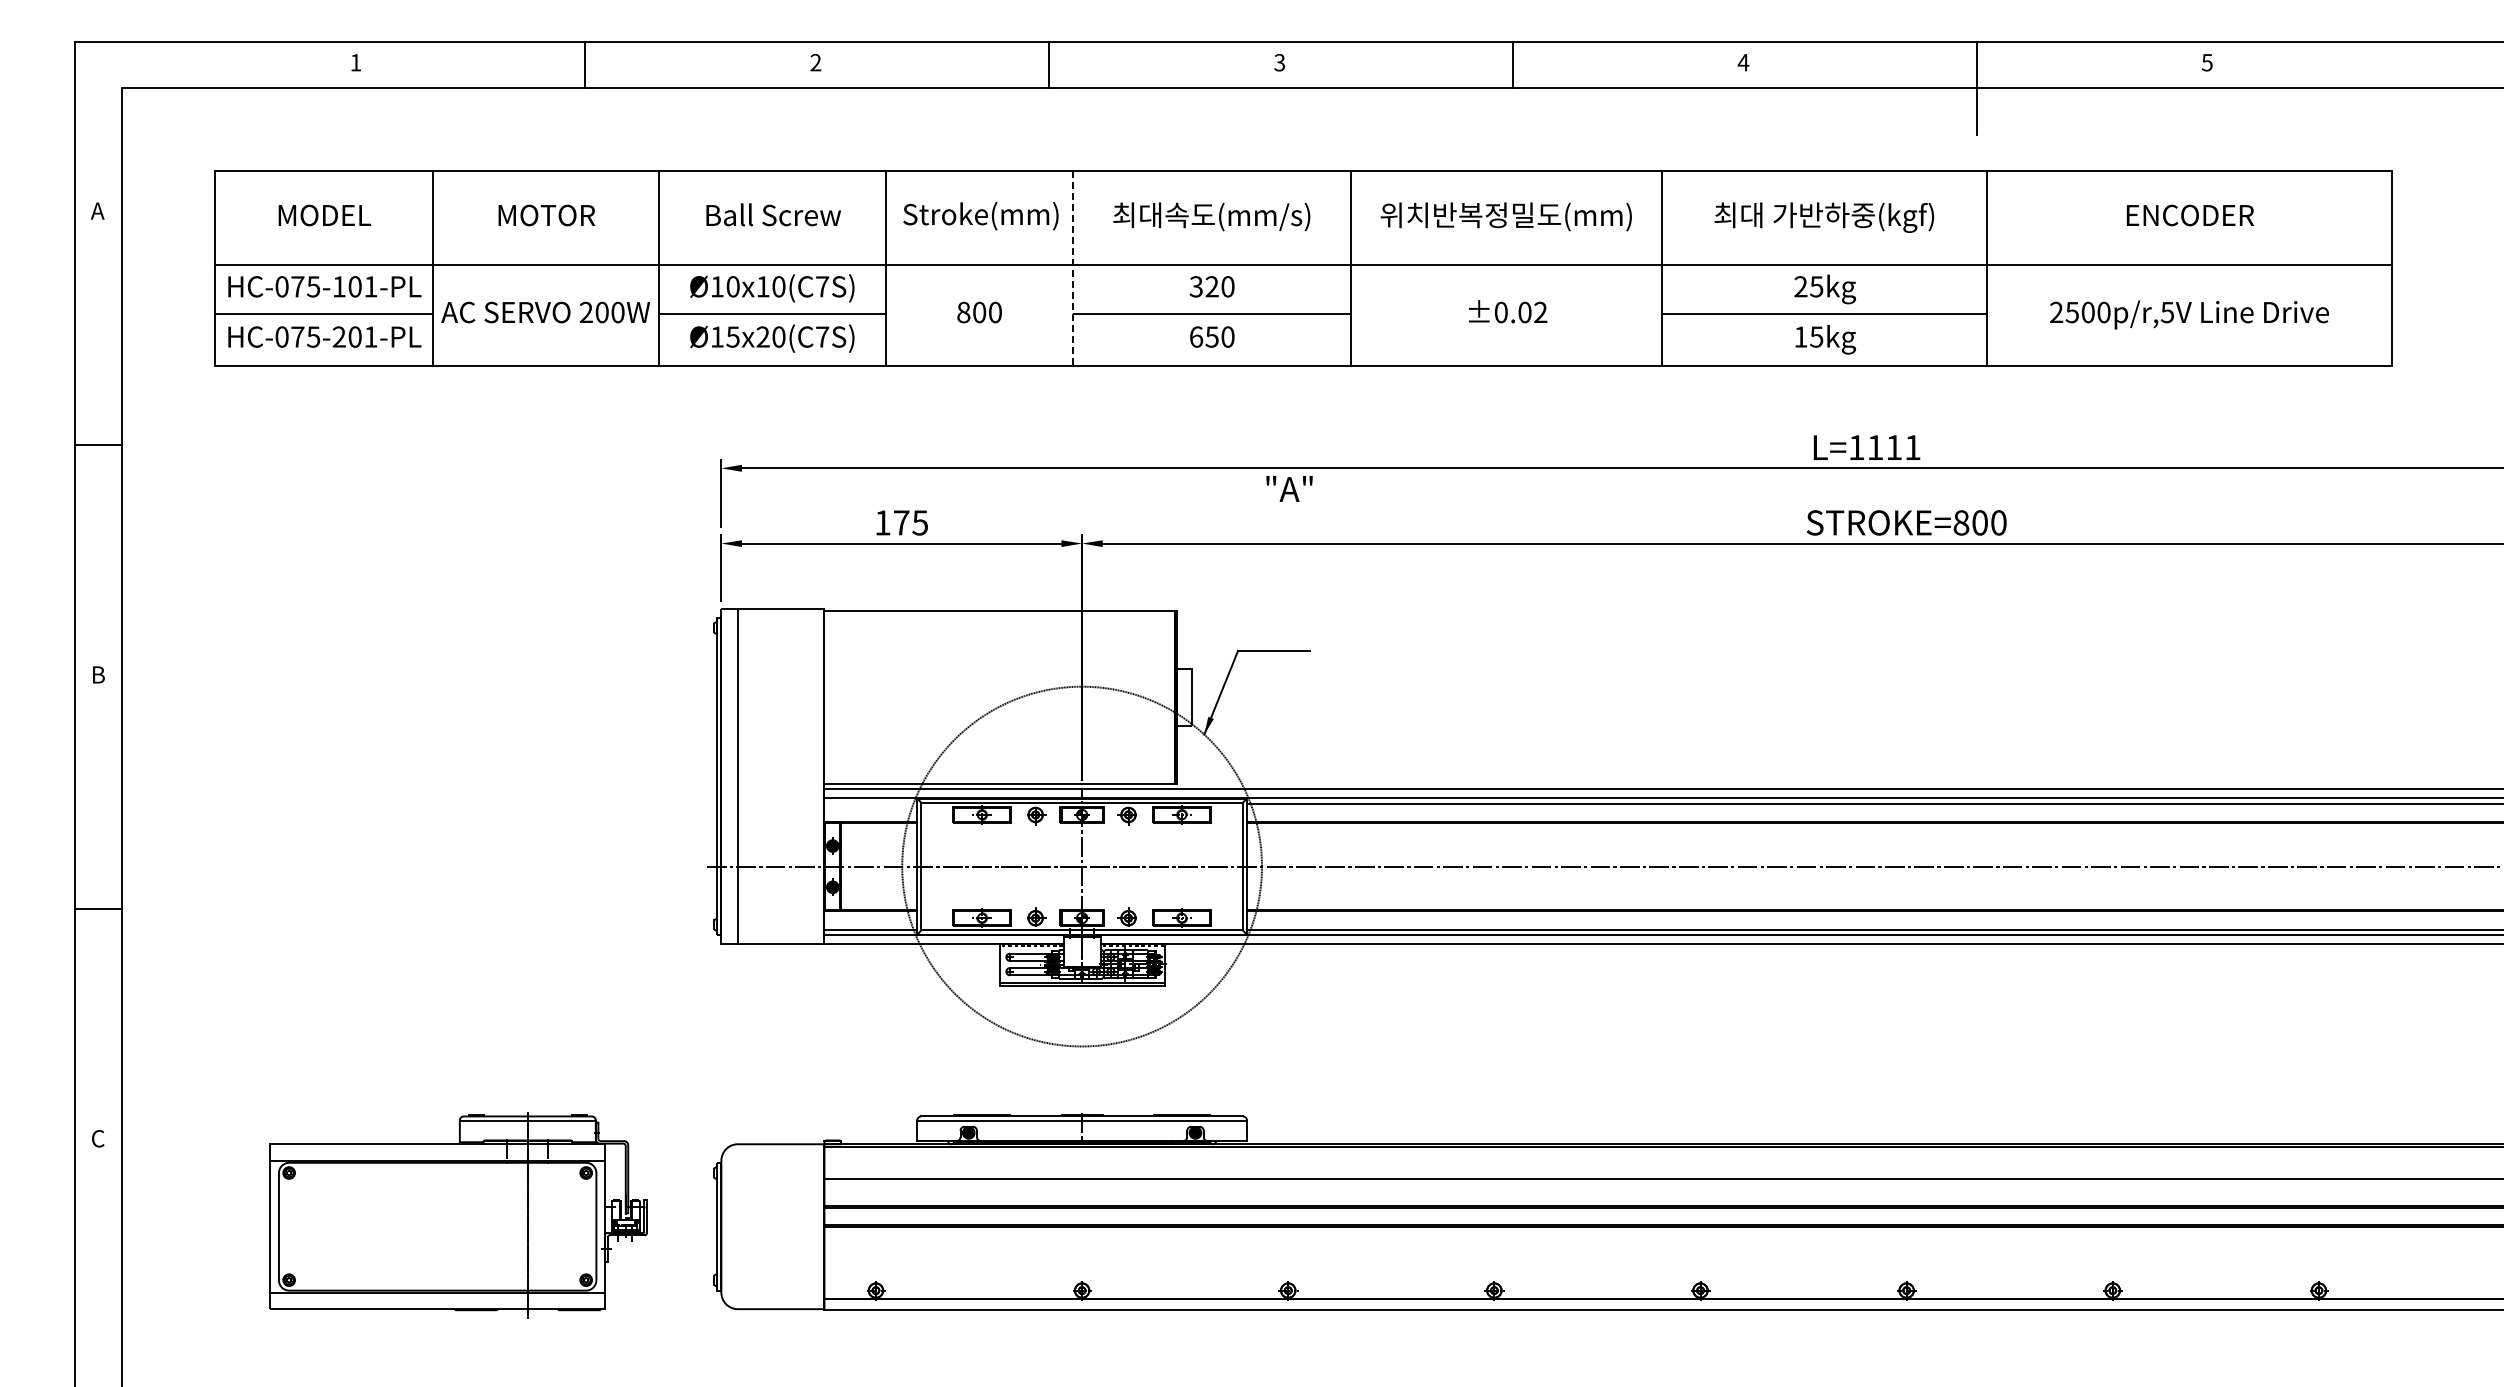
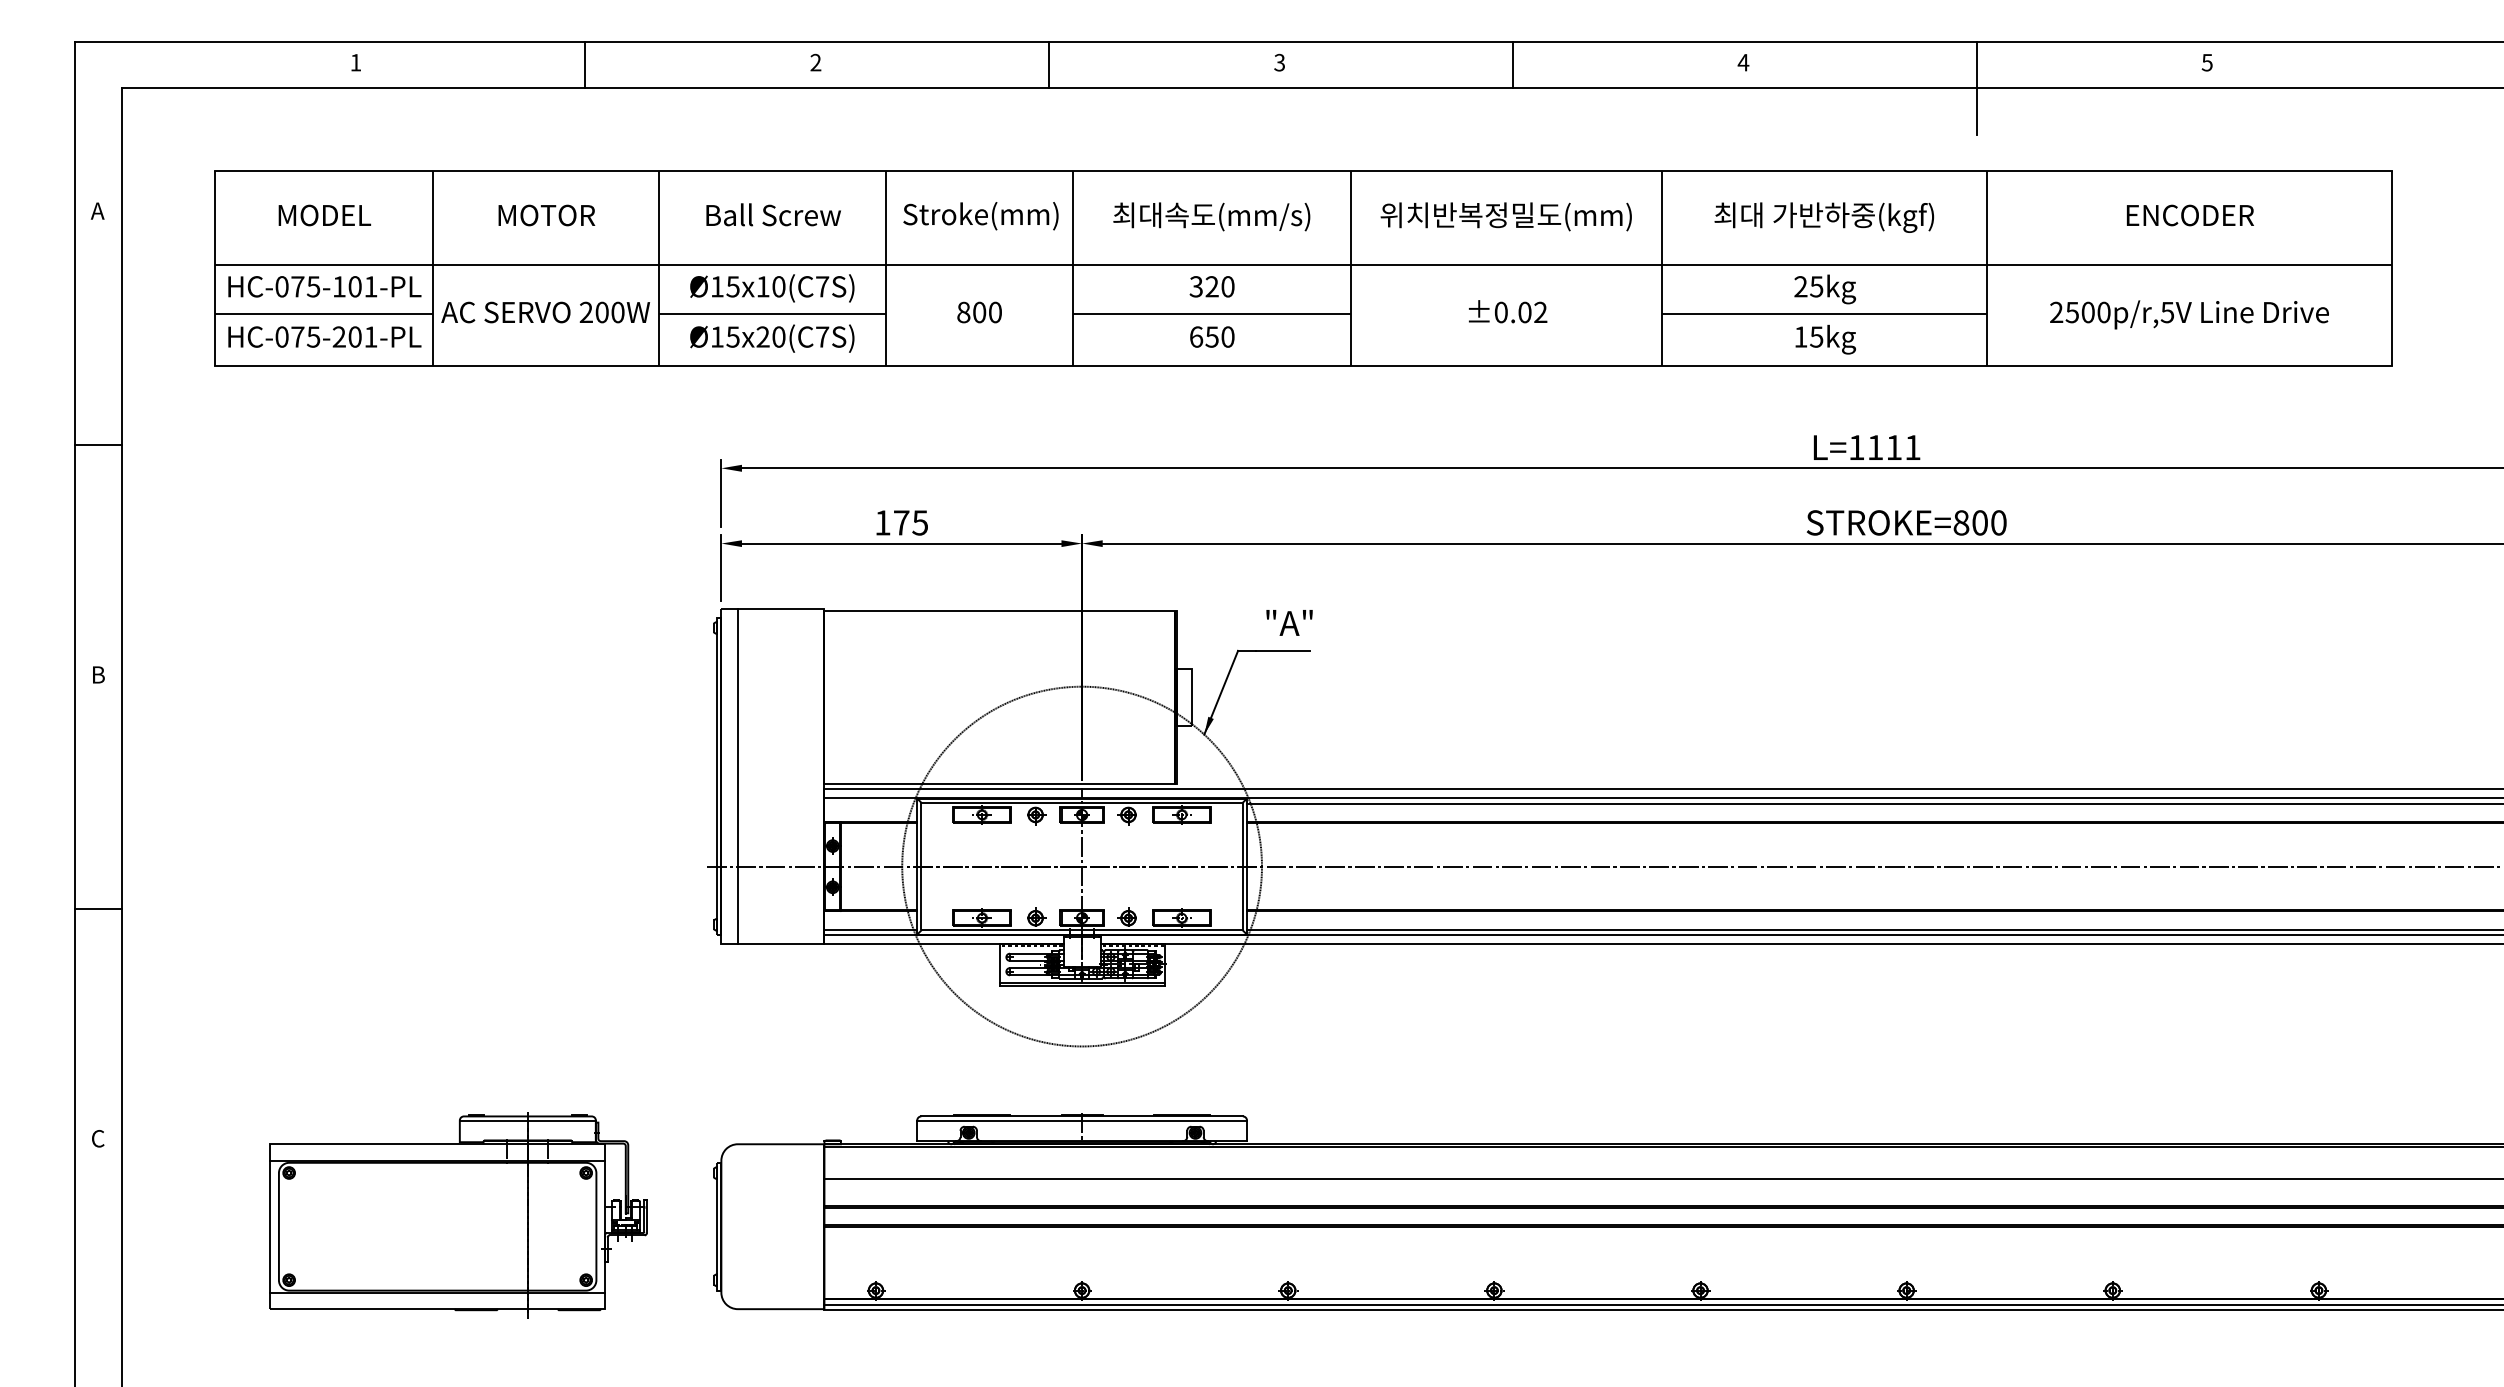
line: dashed -> solid (1073, 269)
text: Ø10x10(C7S) -> Ø15x10(C7S) (732, 286)
text position: (1289, 488) -> (1289, 622) (1289, 622)
line: none -> present (1662, 1305)
